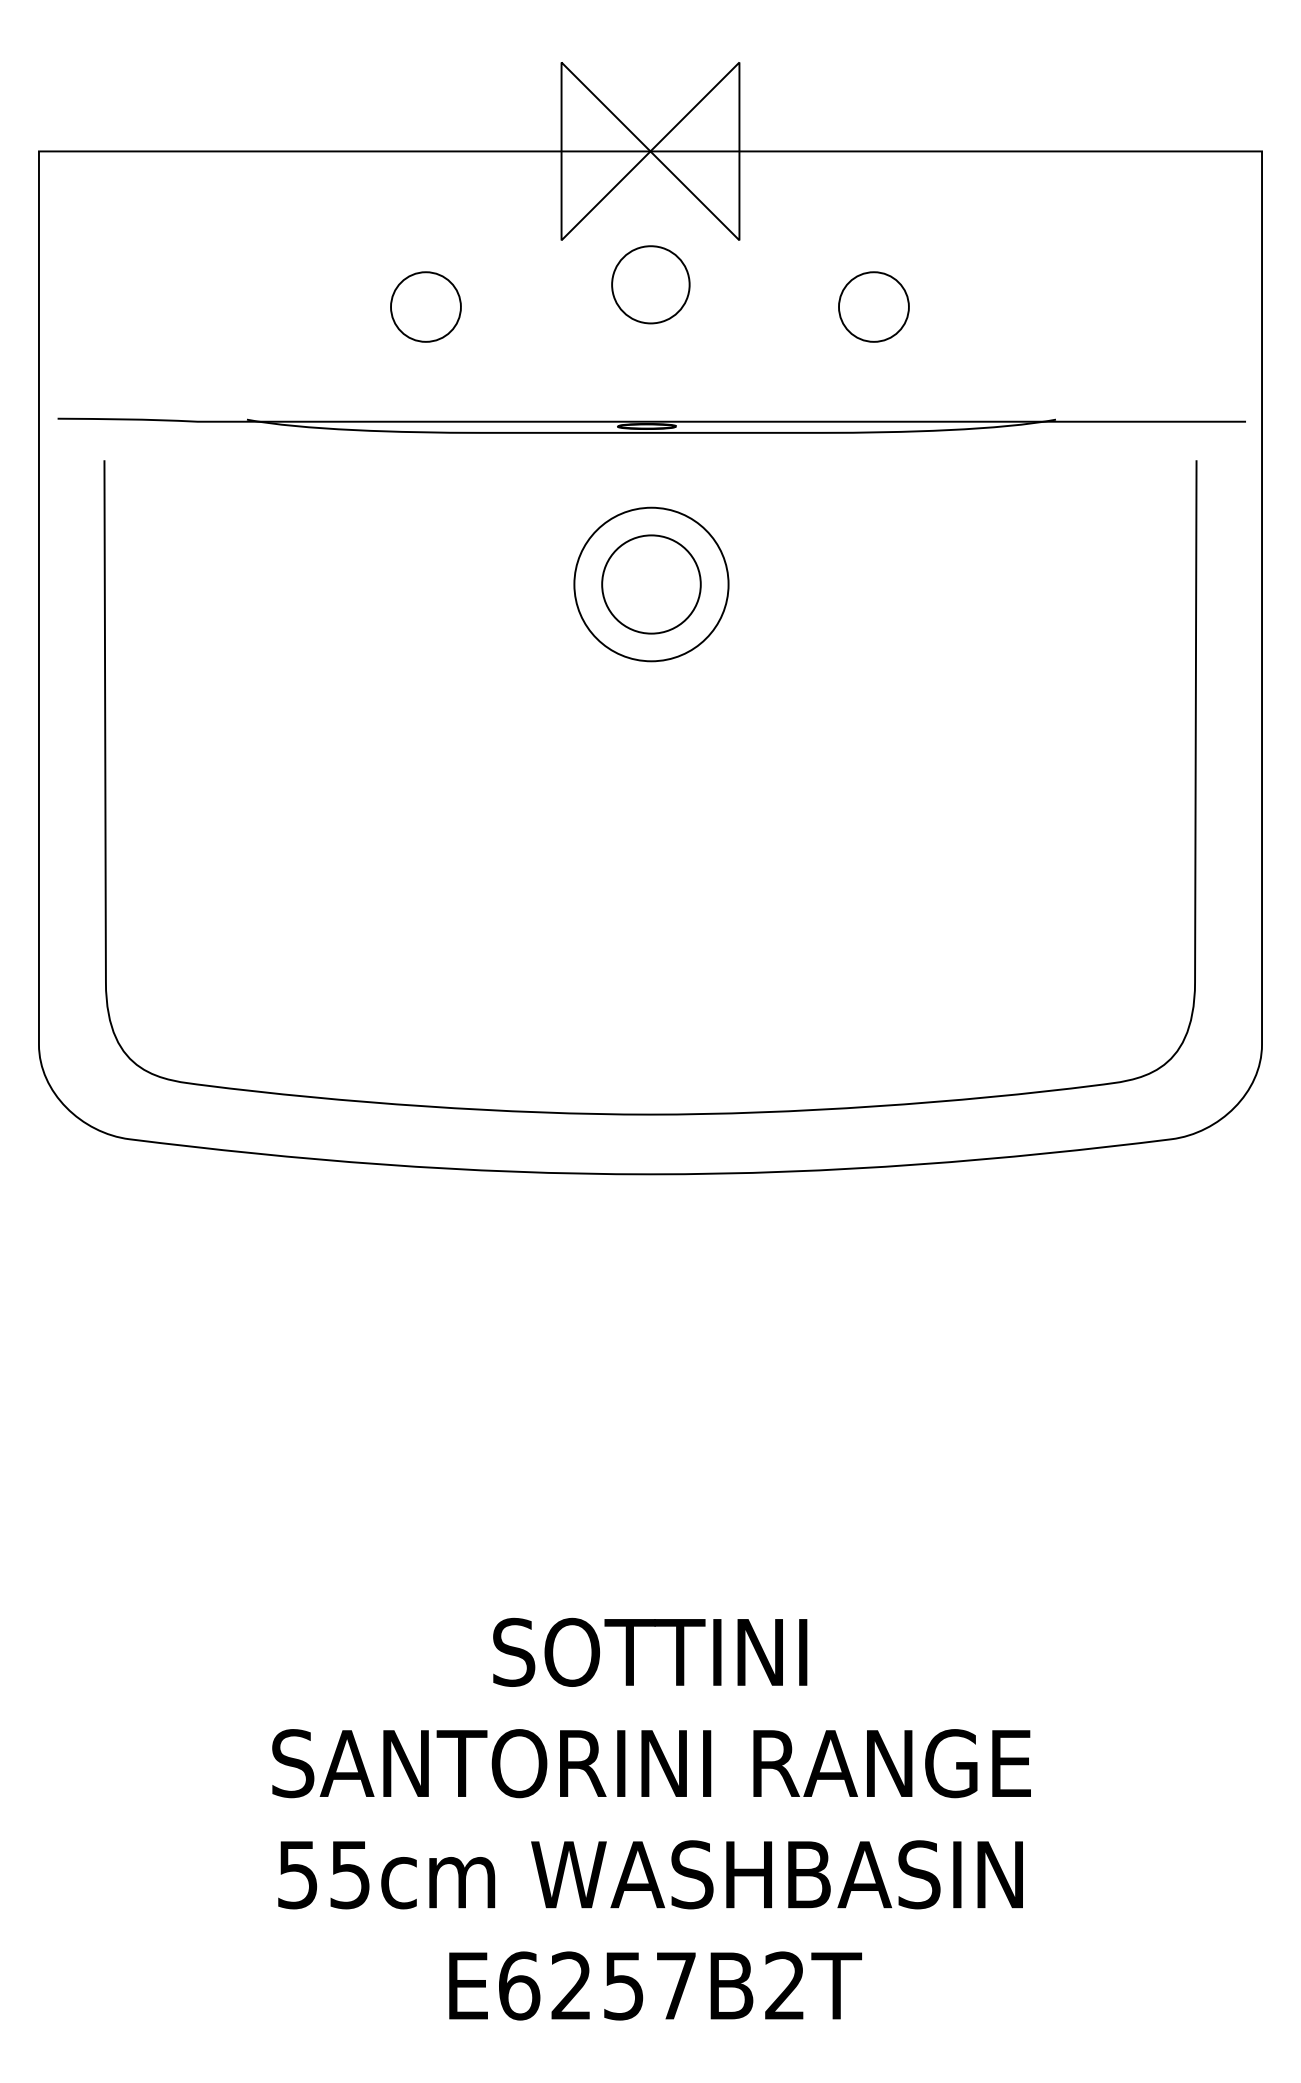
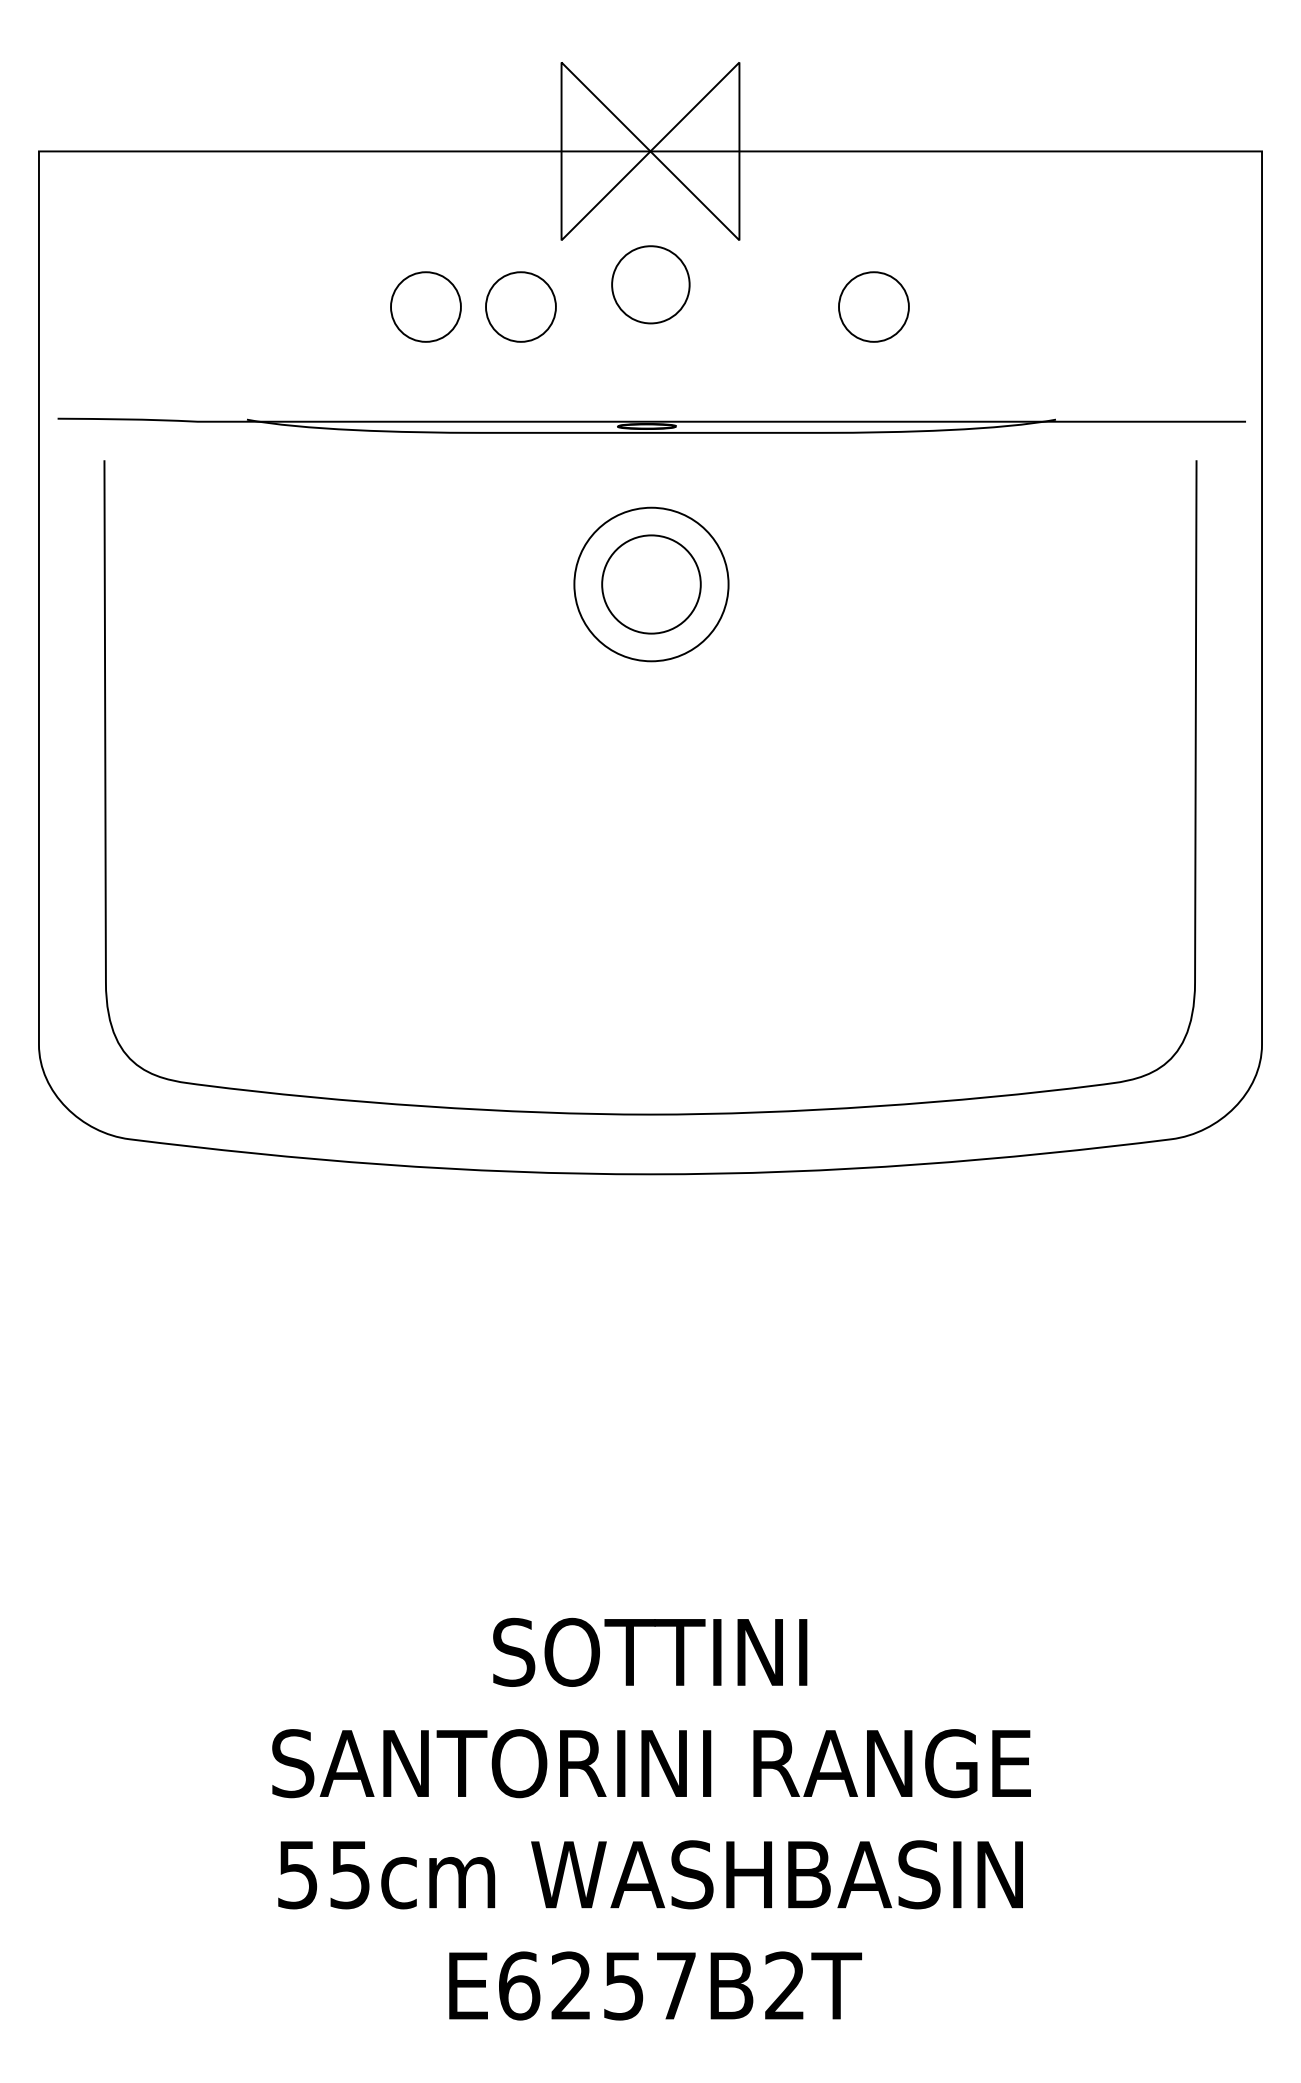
part: none -> present (520, 306)
